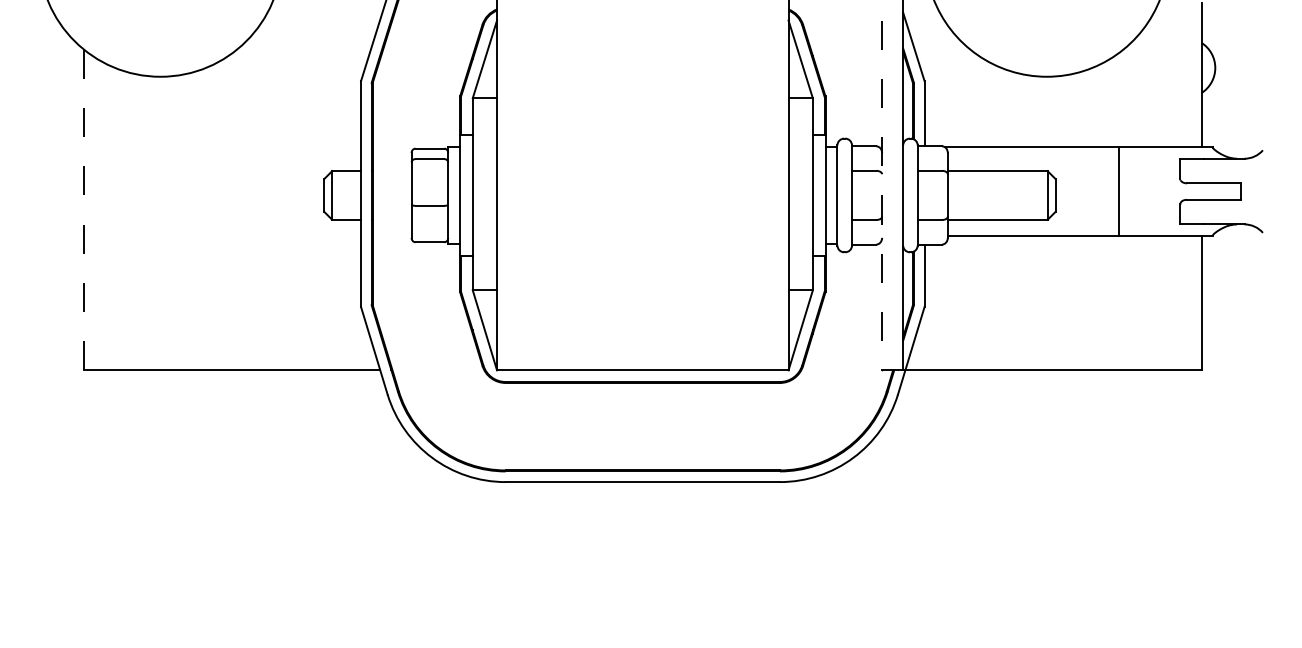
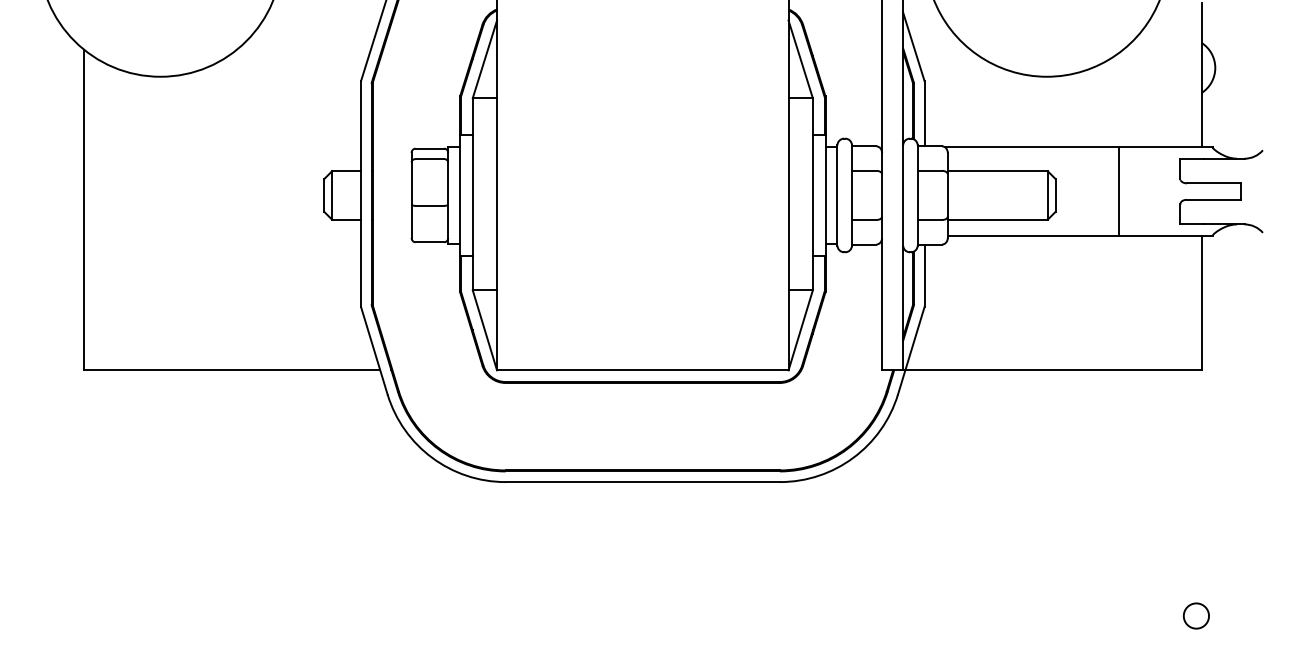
line: dashed -> solid (882, 185)
line: dashed -> solid (84, 210)
circle: none -> present (1195, 615)
